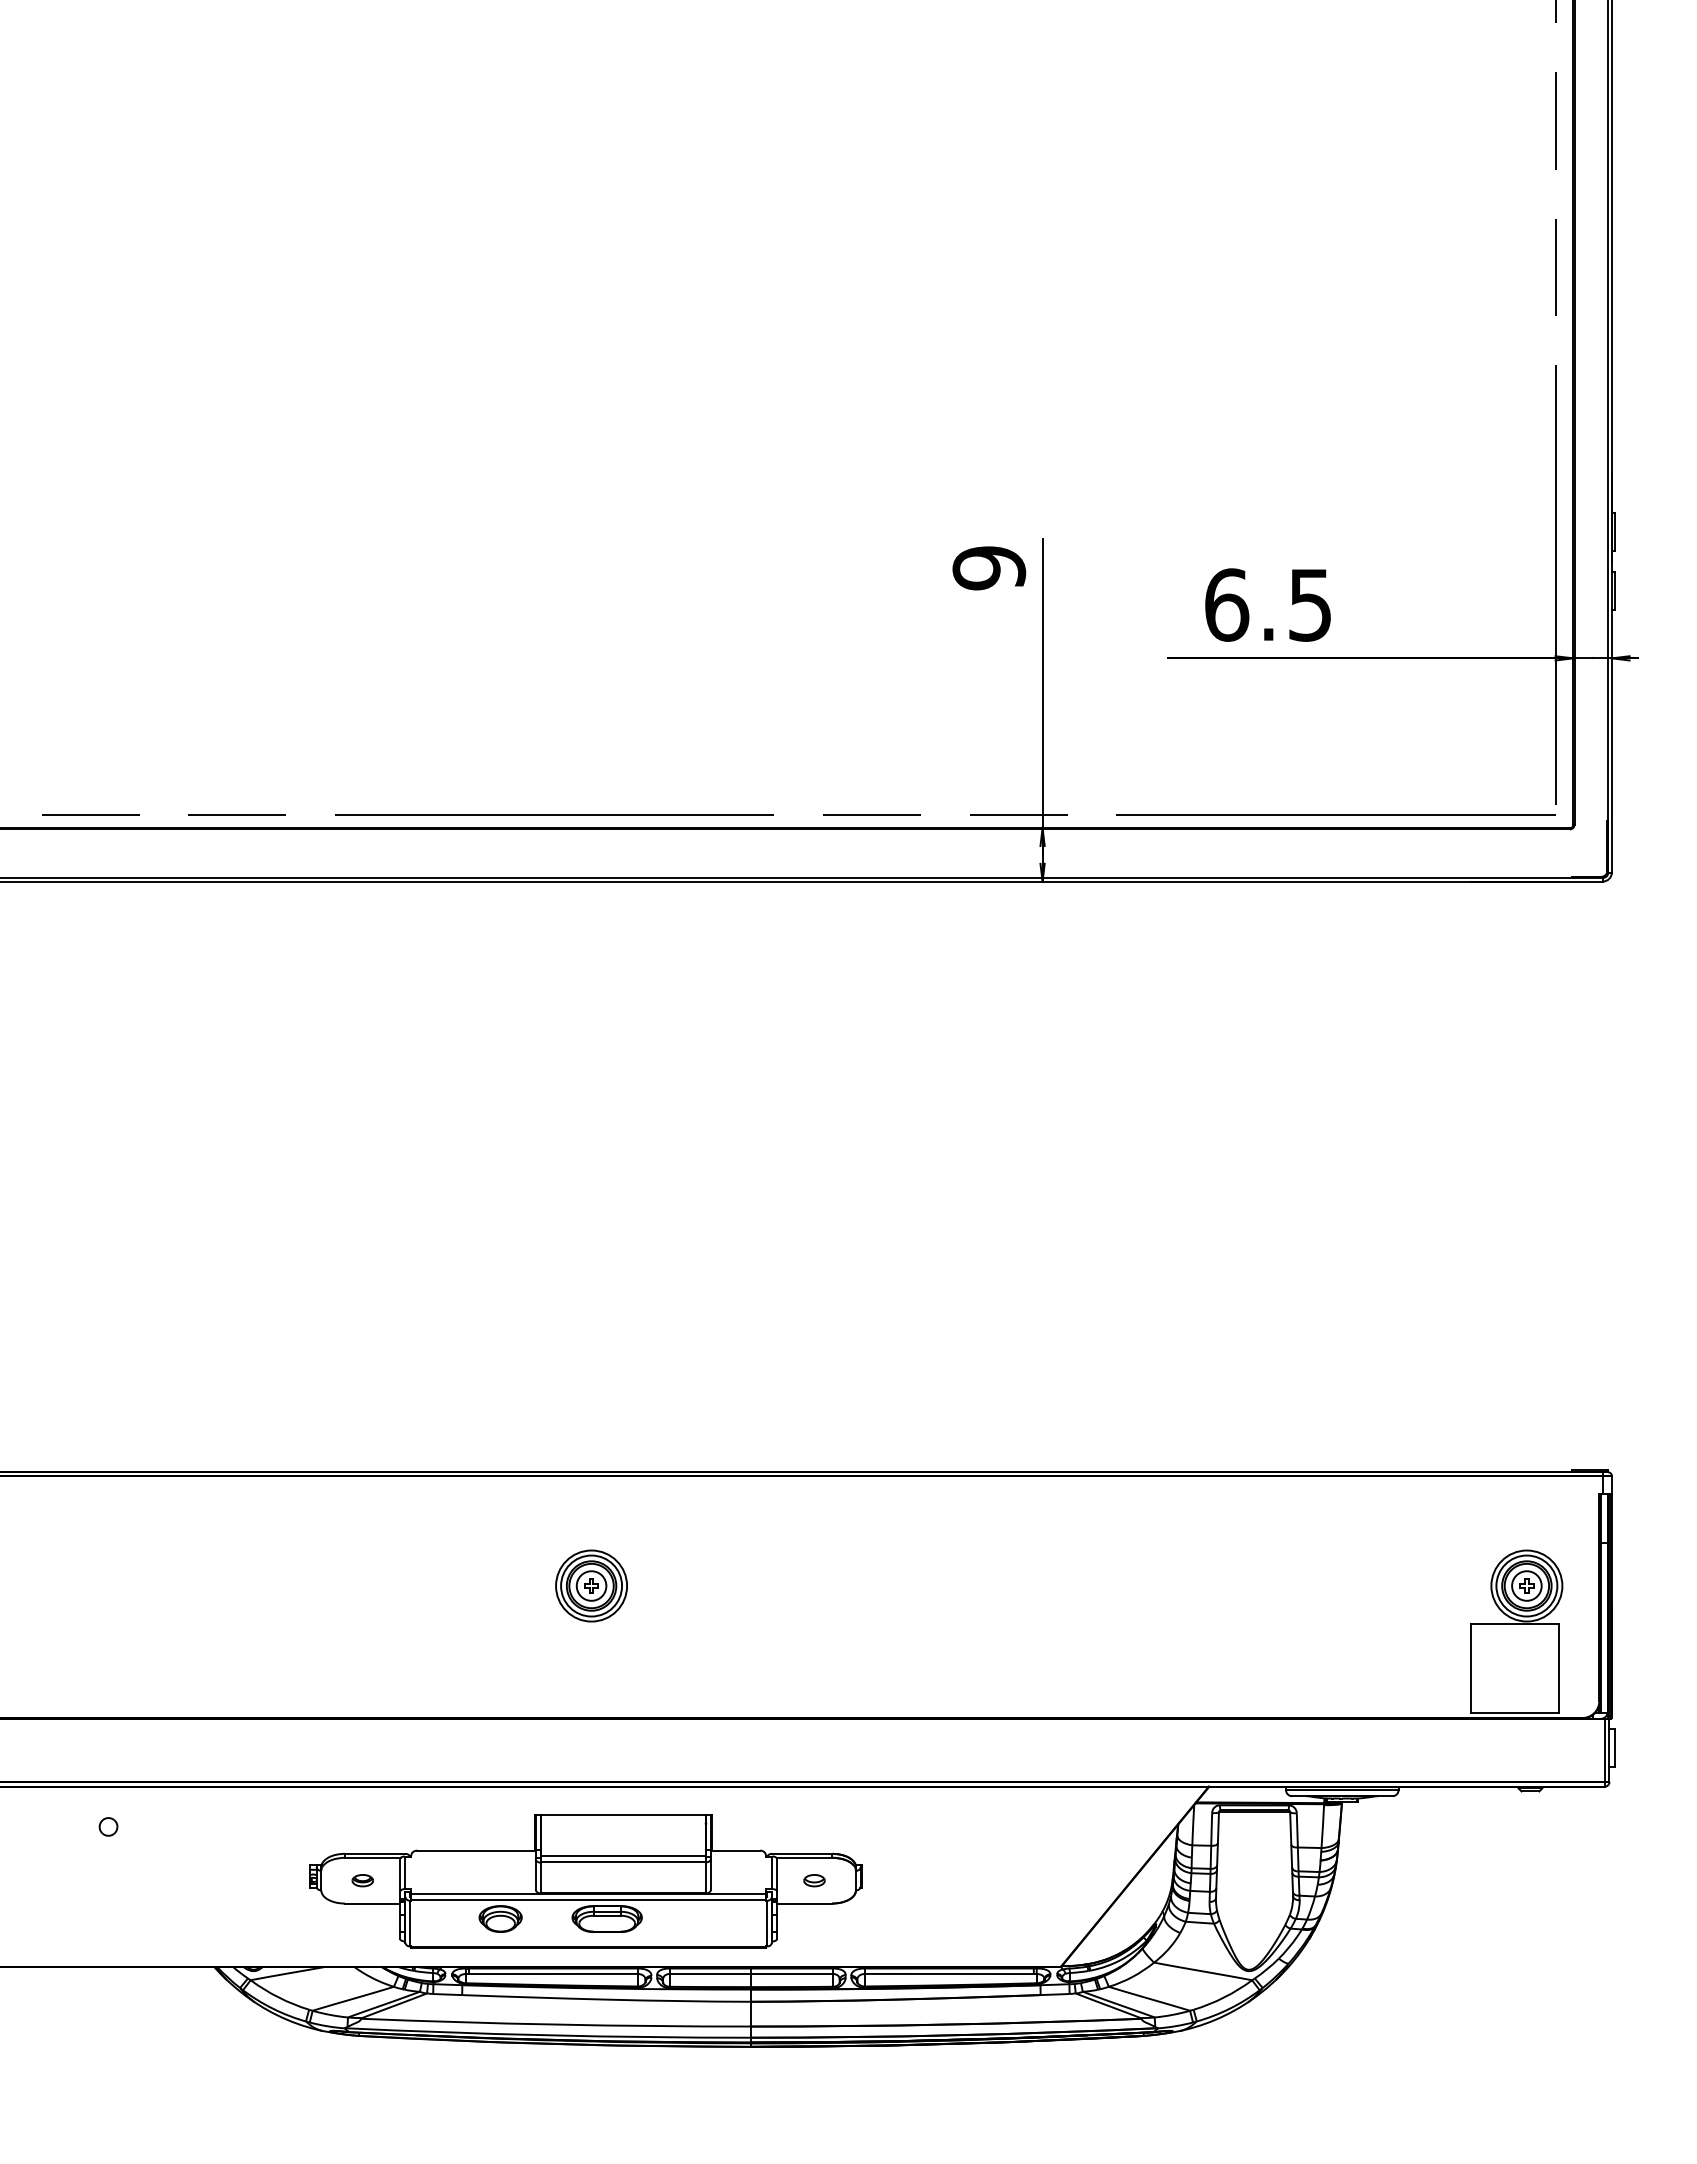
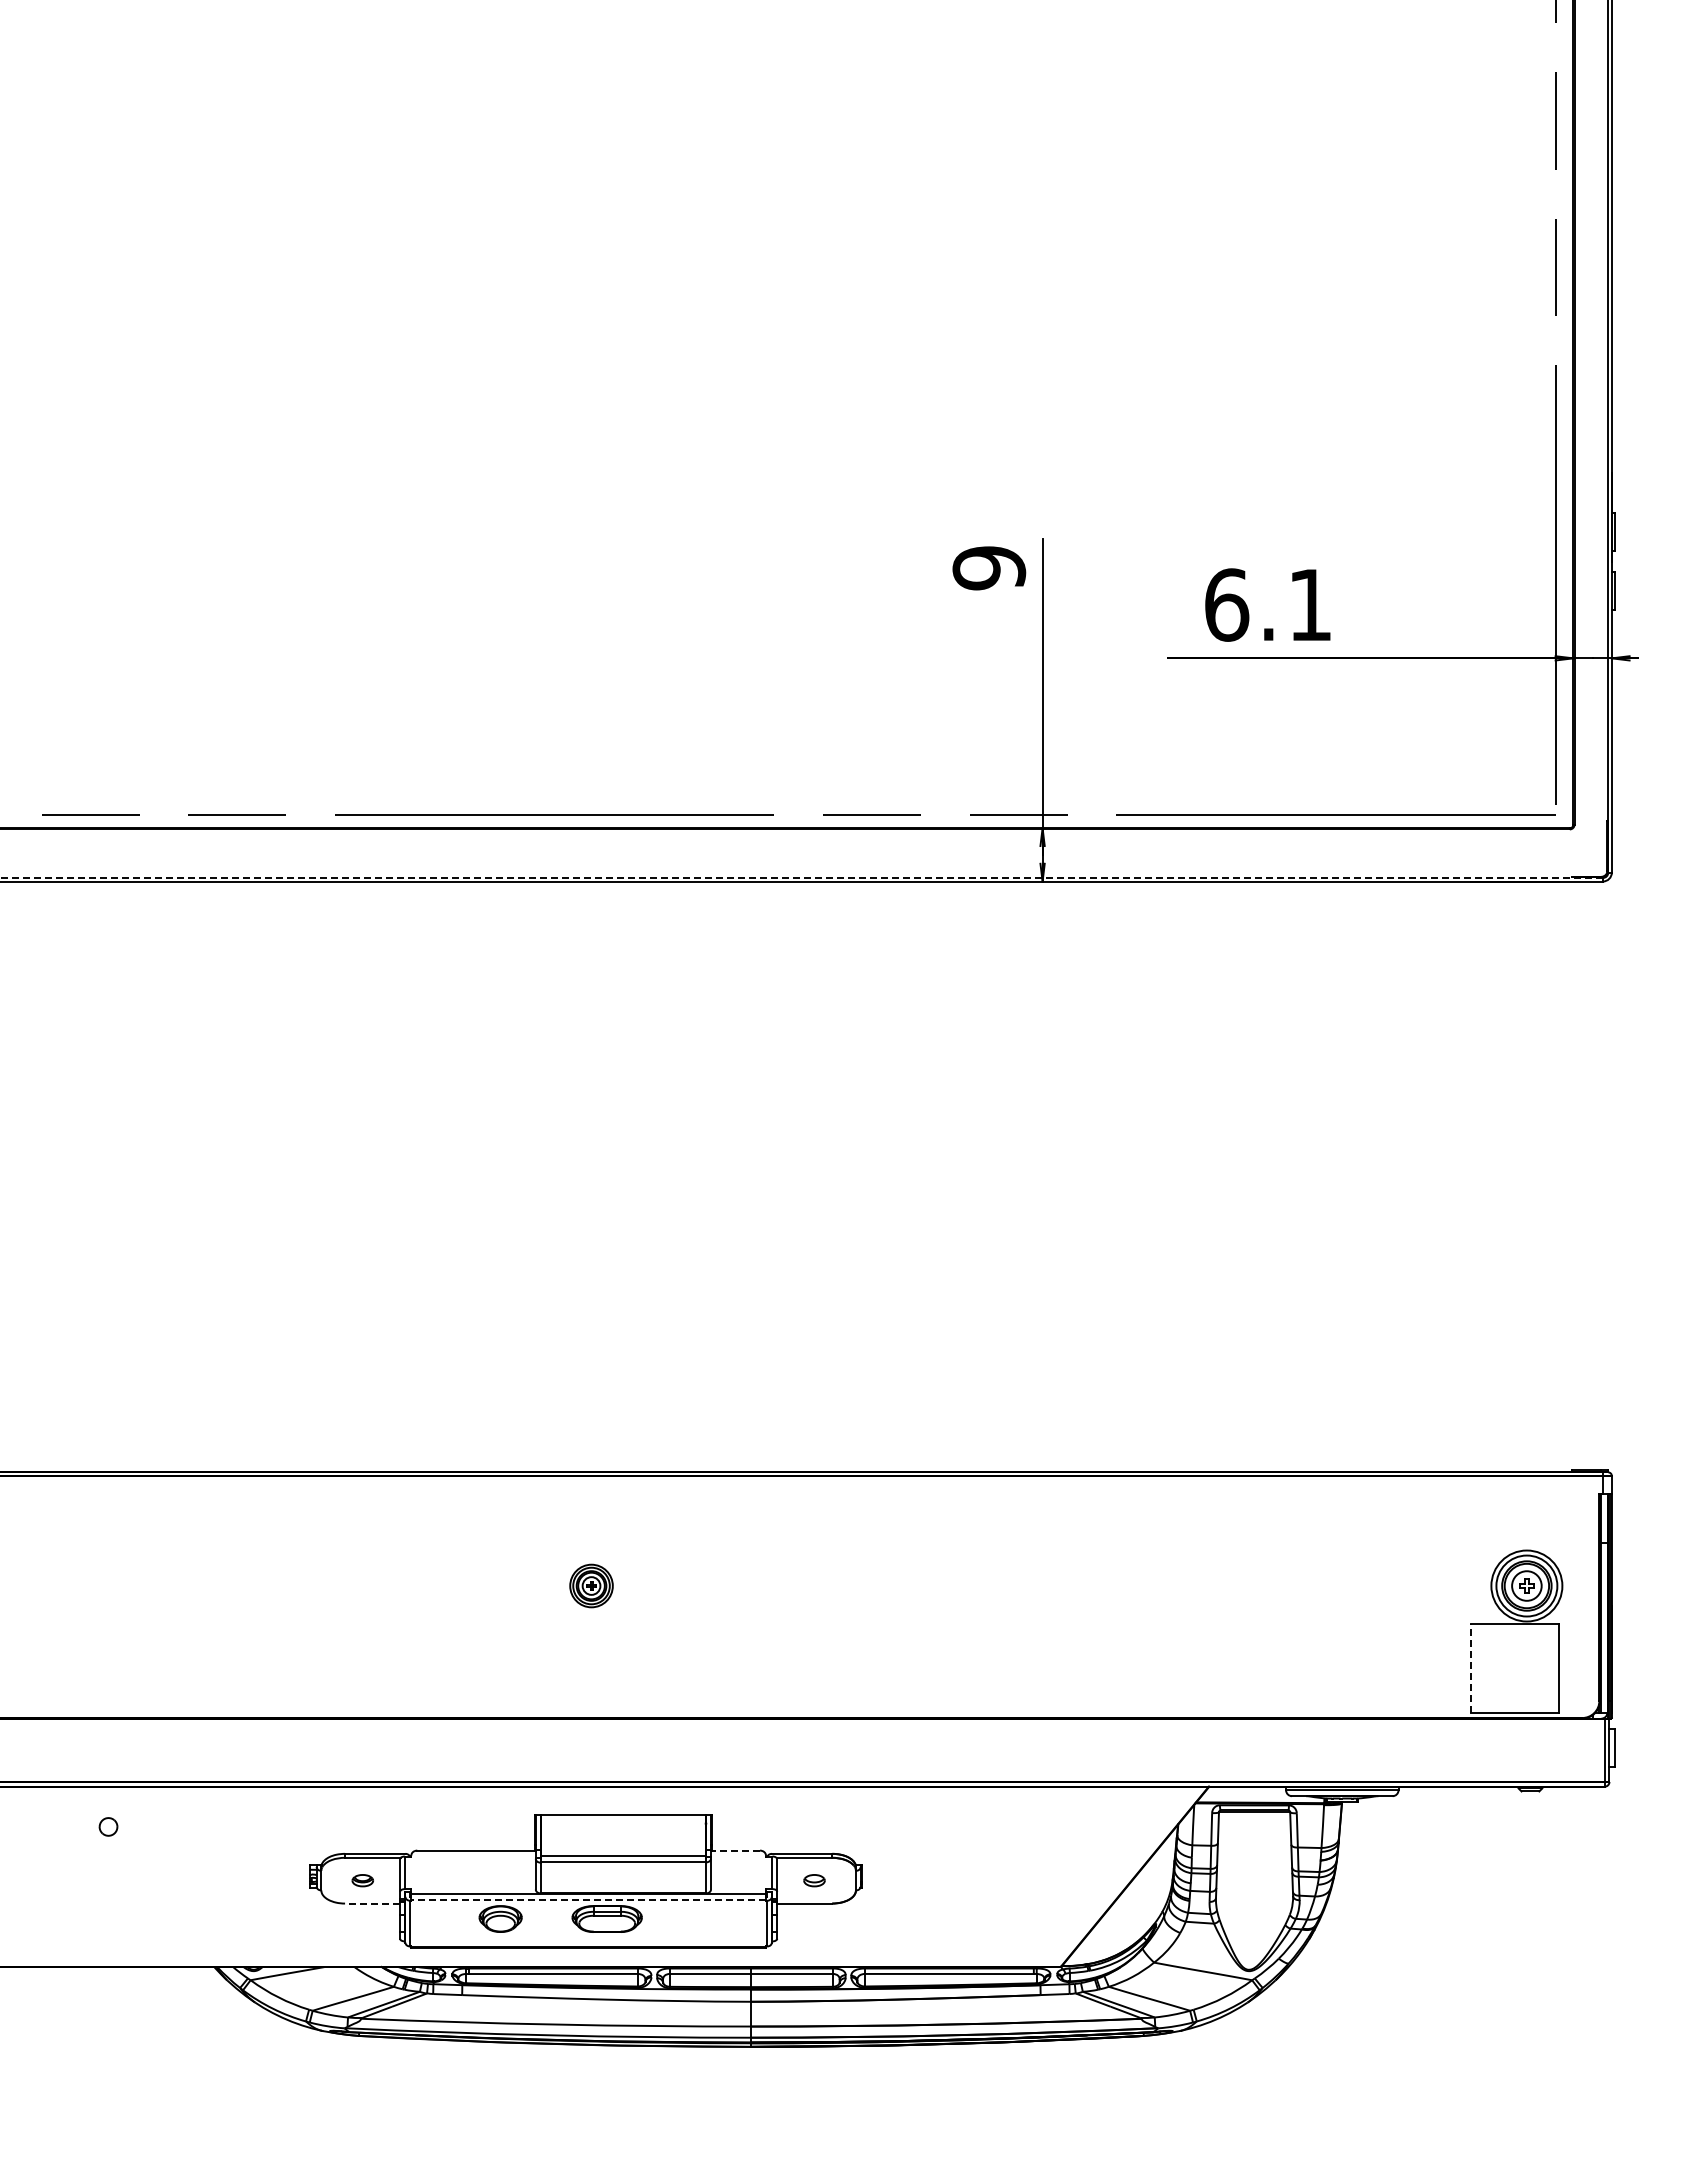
text: 6.5 -> 6.1 (1309, 605)
line: solid -> dashed (801, 877)
part size: 73x74 px -> 45x46 px (591, 1585)
line: solid -> dashed (1470, 1667)
line: solid -> dashed (735, 1850)
line: solid -> dashed (588, 1900)
line: solid -> dashed (372, 1903)
